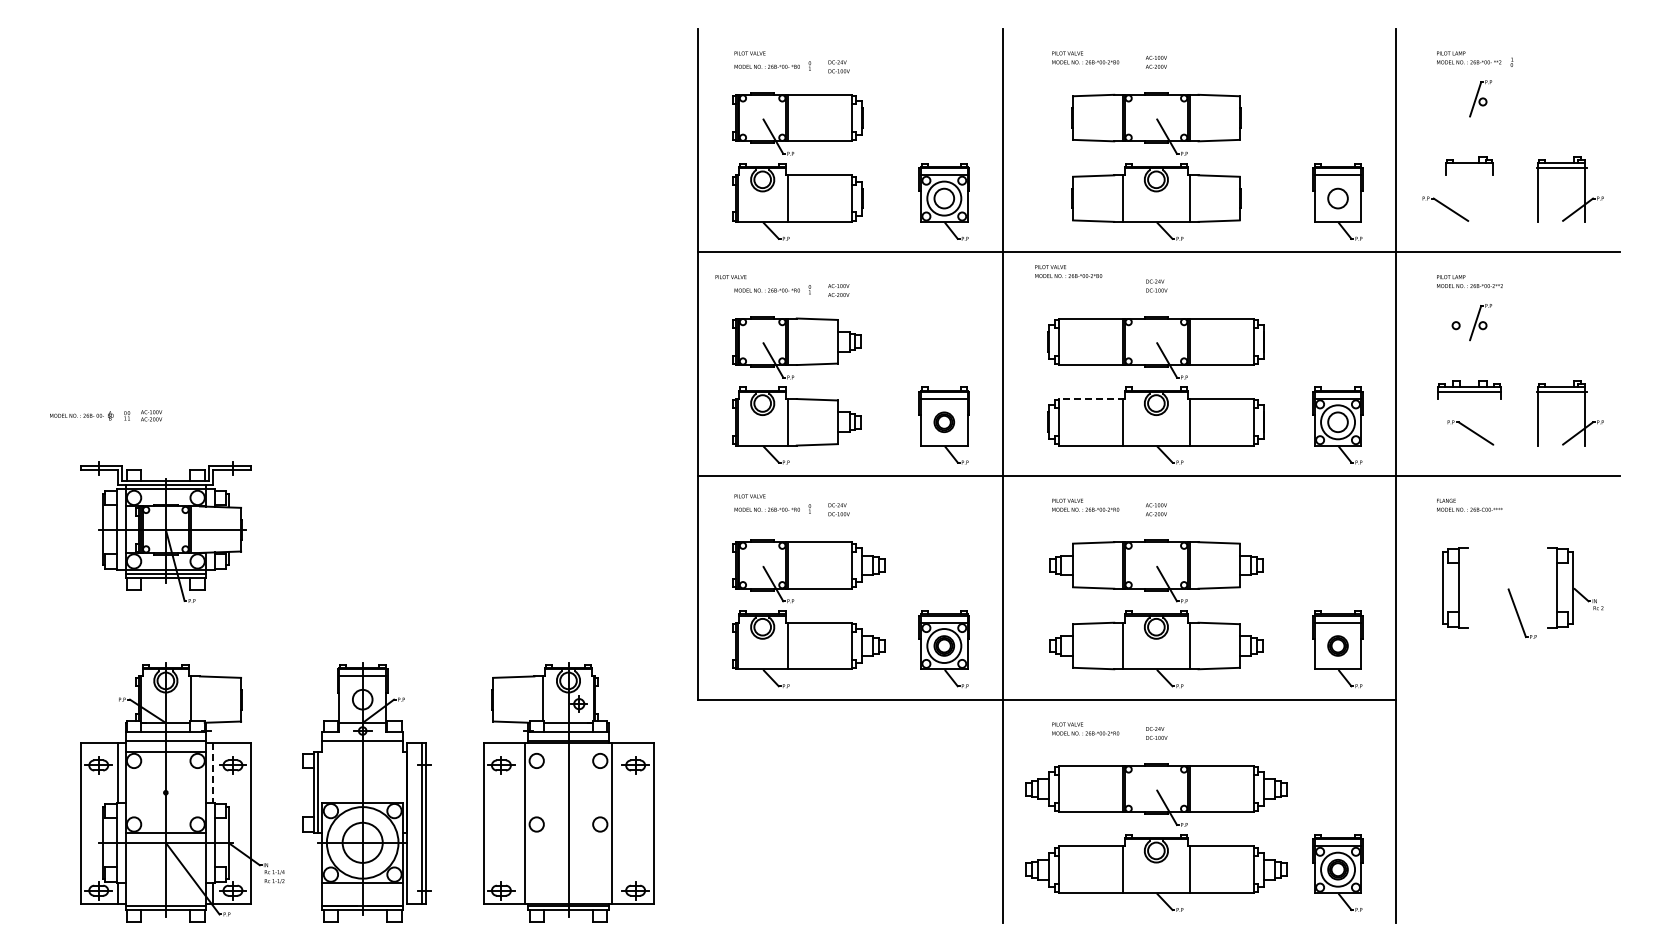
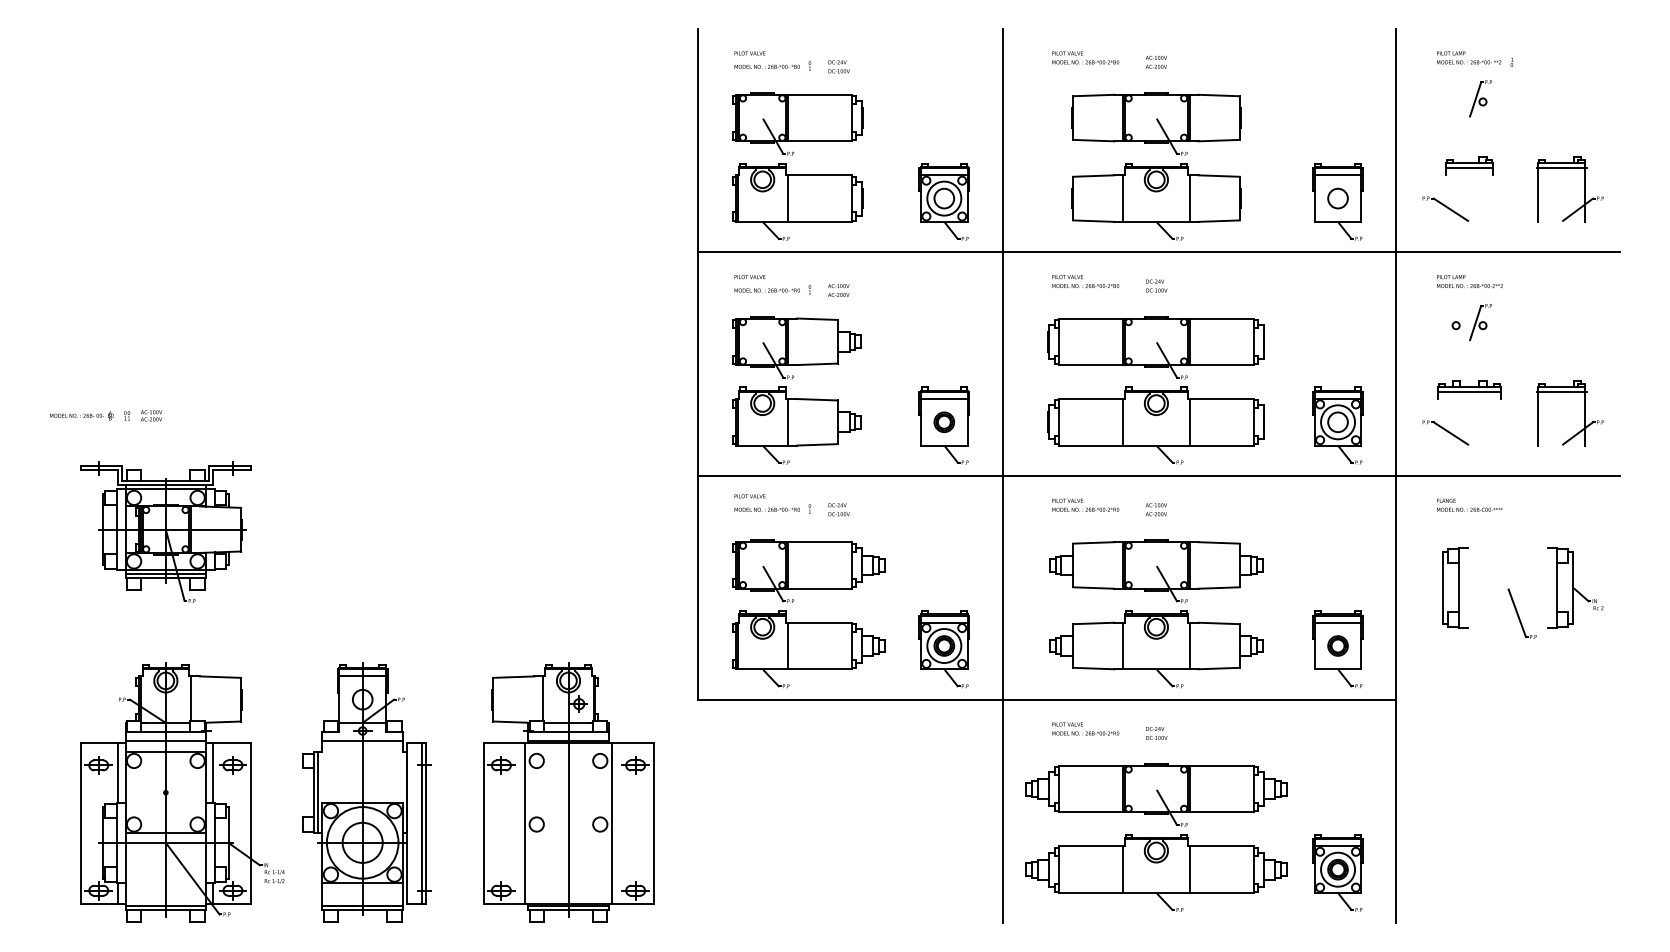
line: none -> present (1469, 168)
text position: (1068, 271) -> (1085, 281) (1085, 281)
text position: (730, 277) -> (749, 277) (749, 277)
line: dashed -> solid (1091, 399)
part position: (1470, 432) -> (1445, 432) (1445, 432)
line: dashed -> solid (213, 772)
